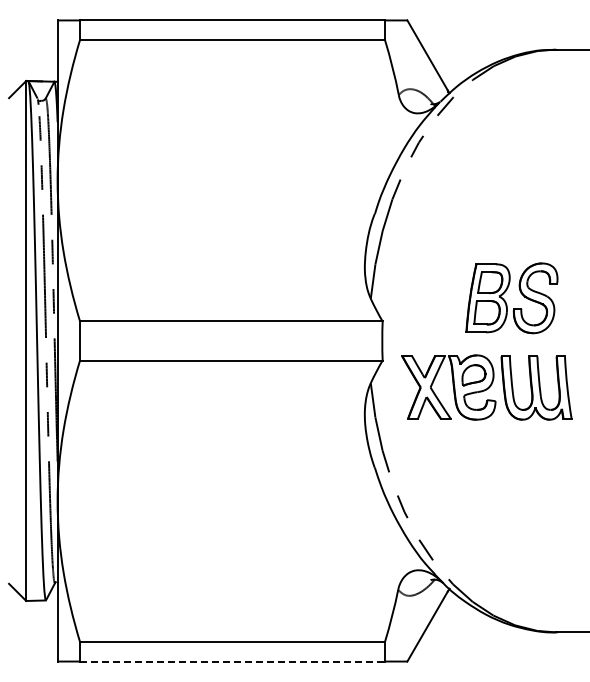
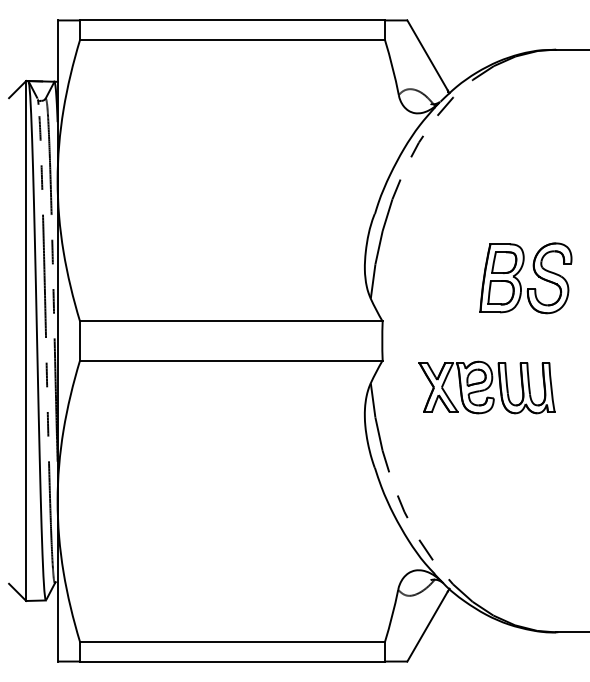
part position: (505, 300) -> (519, 280) (519, 280)
part size: 172x67 px -> 138x55 px (486, 387)
line: dashed -> solid (233, 661)
